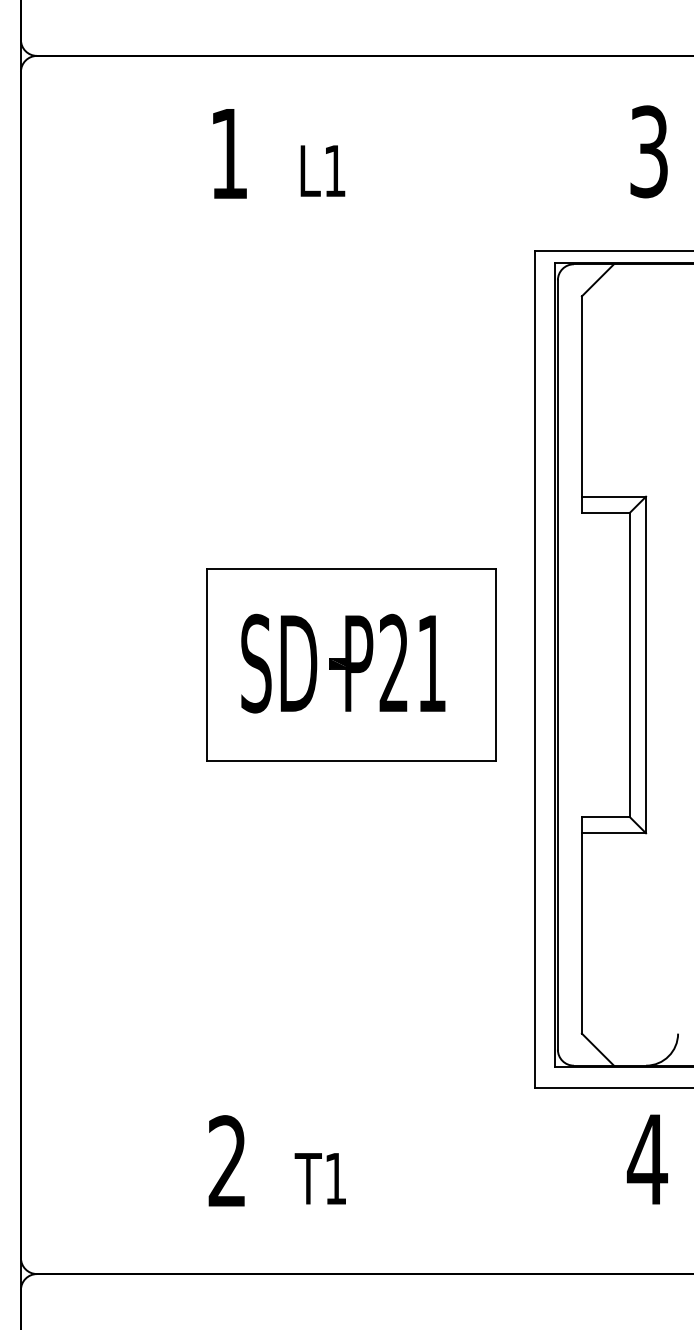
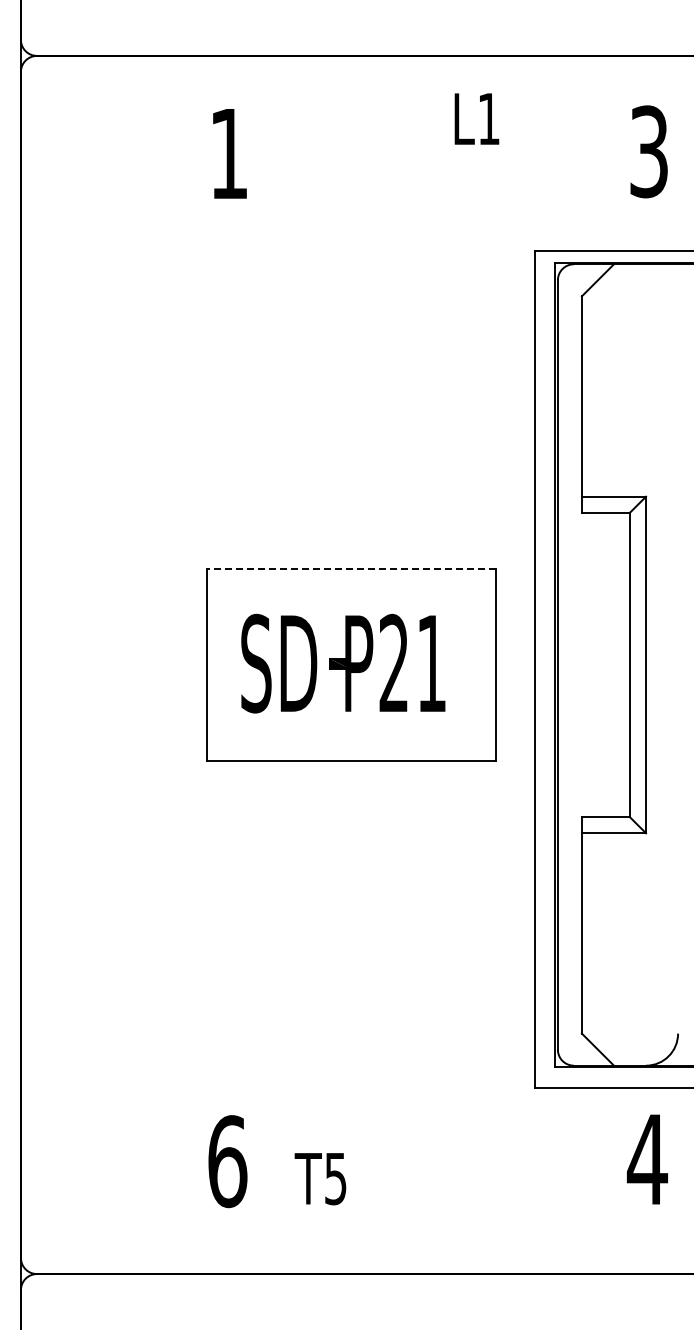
text position: (322, 170) -> (476, 118) (476, 118)
line: solid -> dashed (351, 568)
text: 2 -> 6 (227, 1161)
text: T1 -> T5 (335, 1179)
